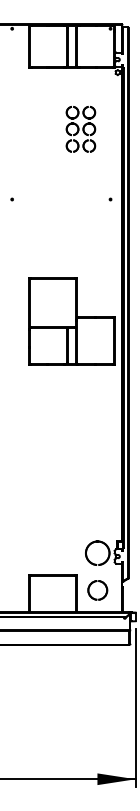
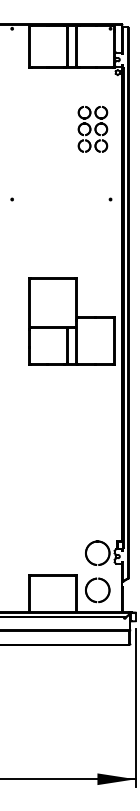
part position: (80, 129) -> (92, 129) (92, 129)
part size: 22x21 px -> 26x27 px (97, 590)
